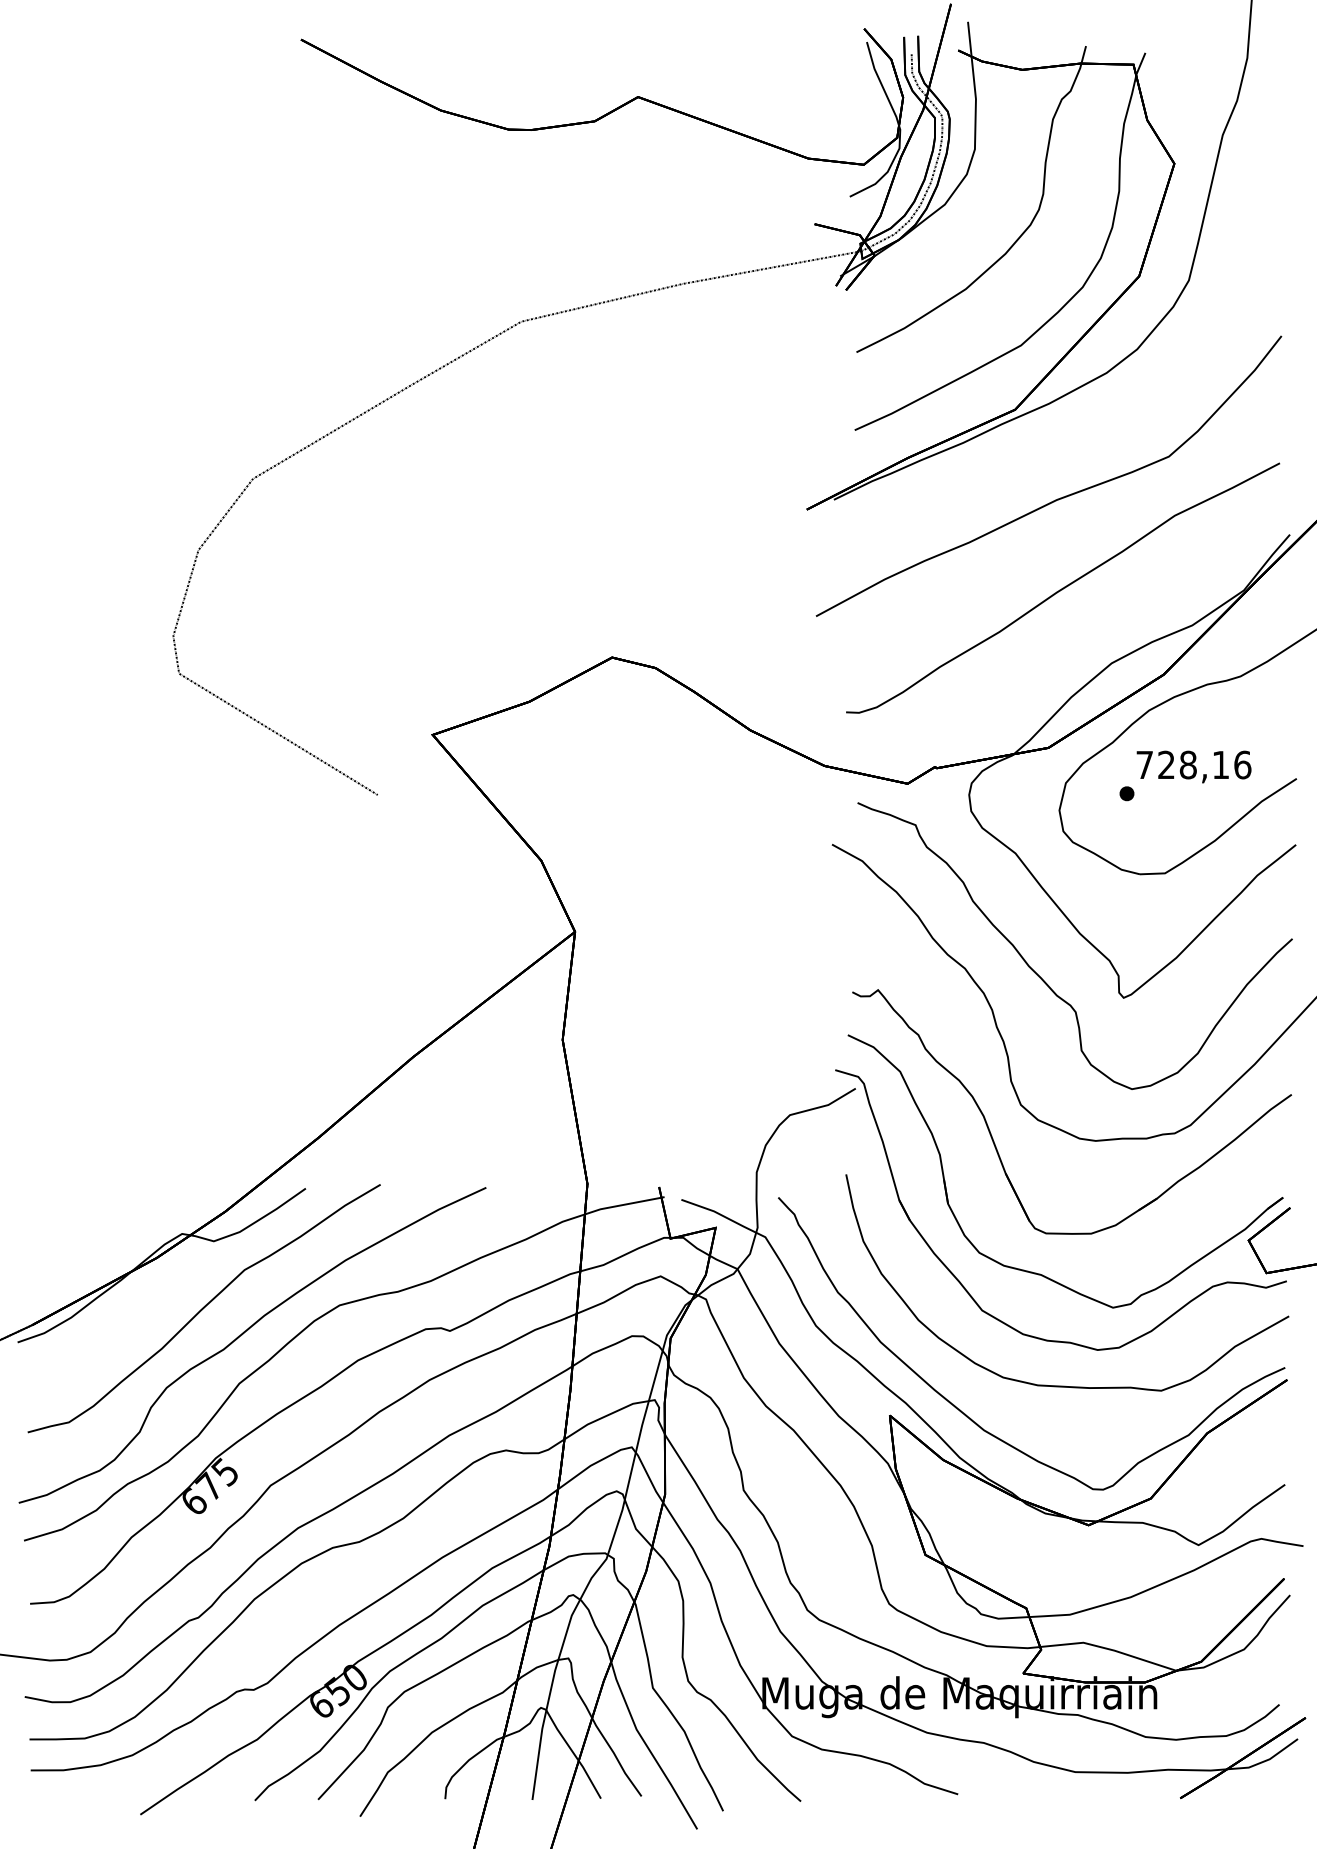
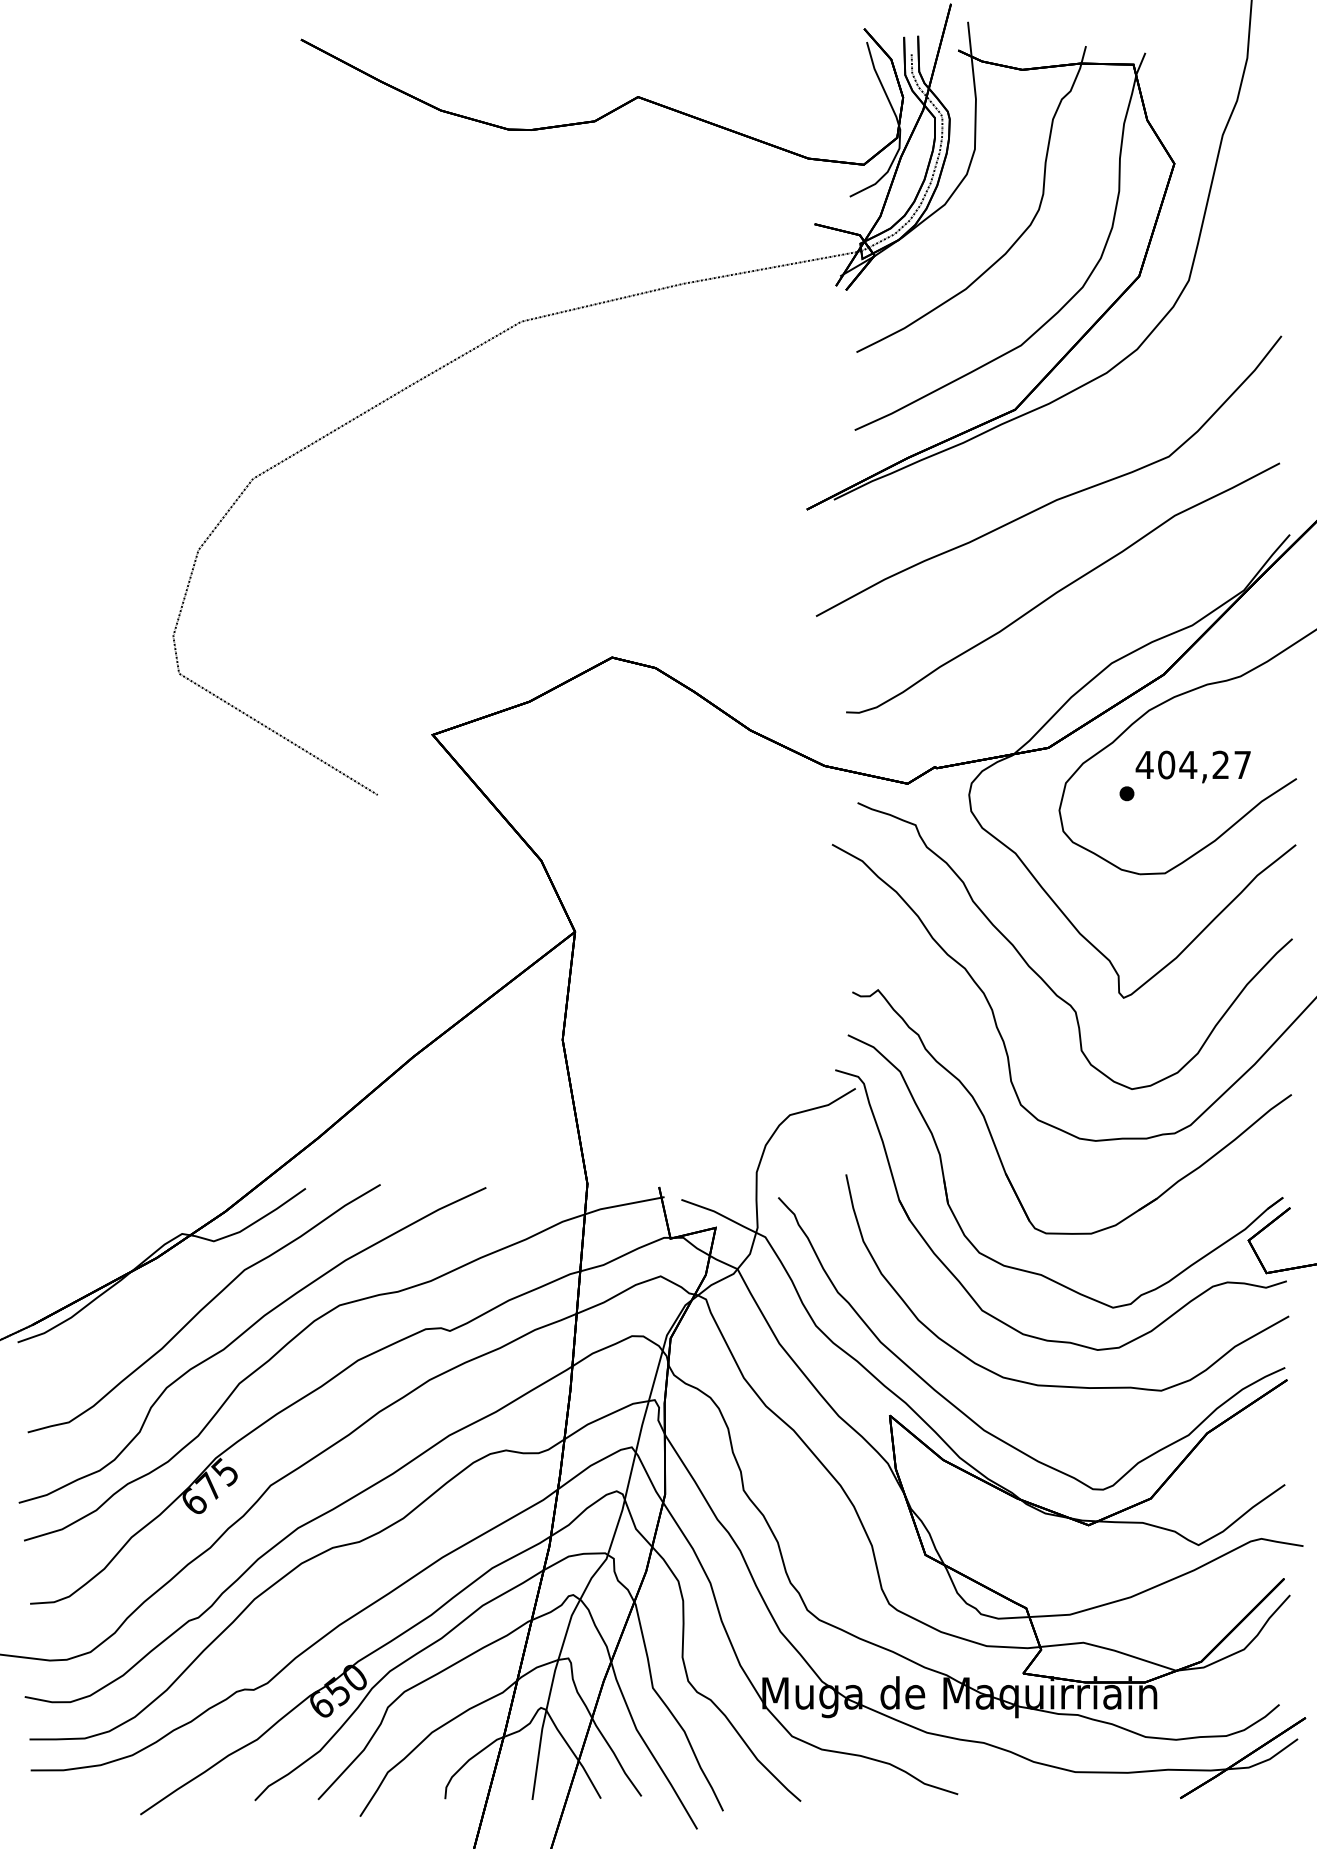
text: 728,16 -> 404,27 (1193, 764)
